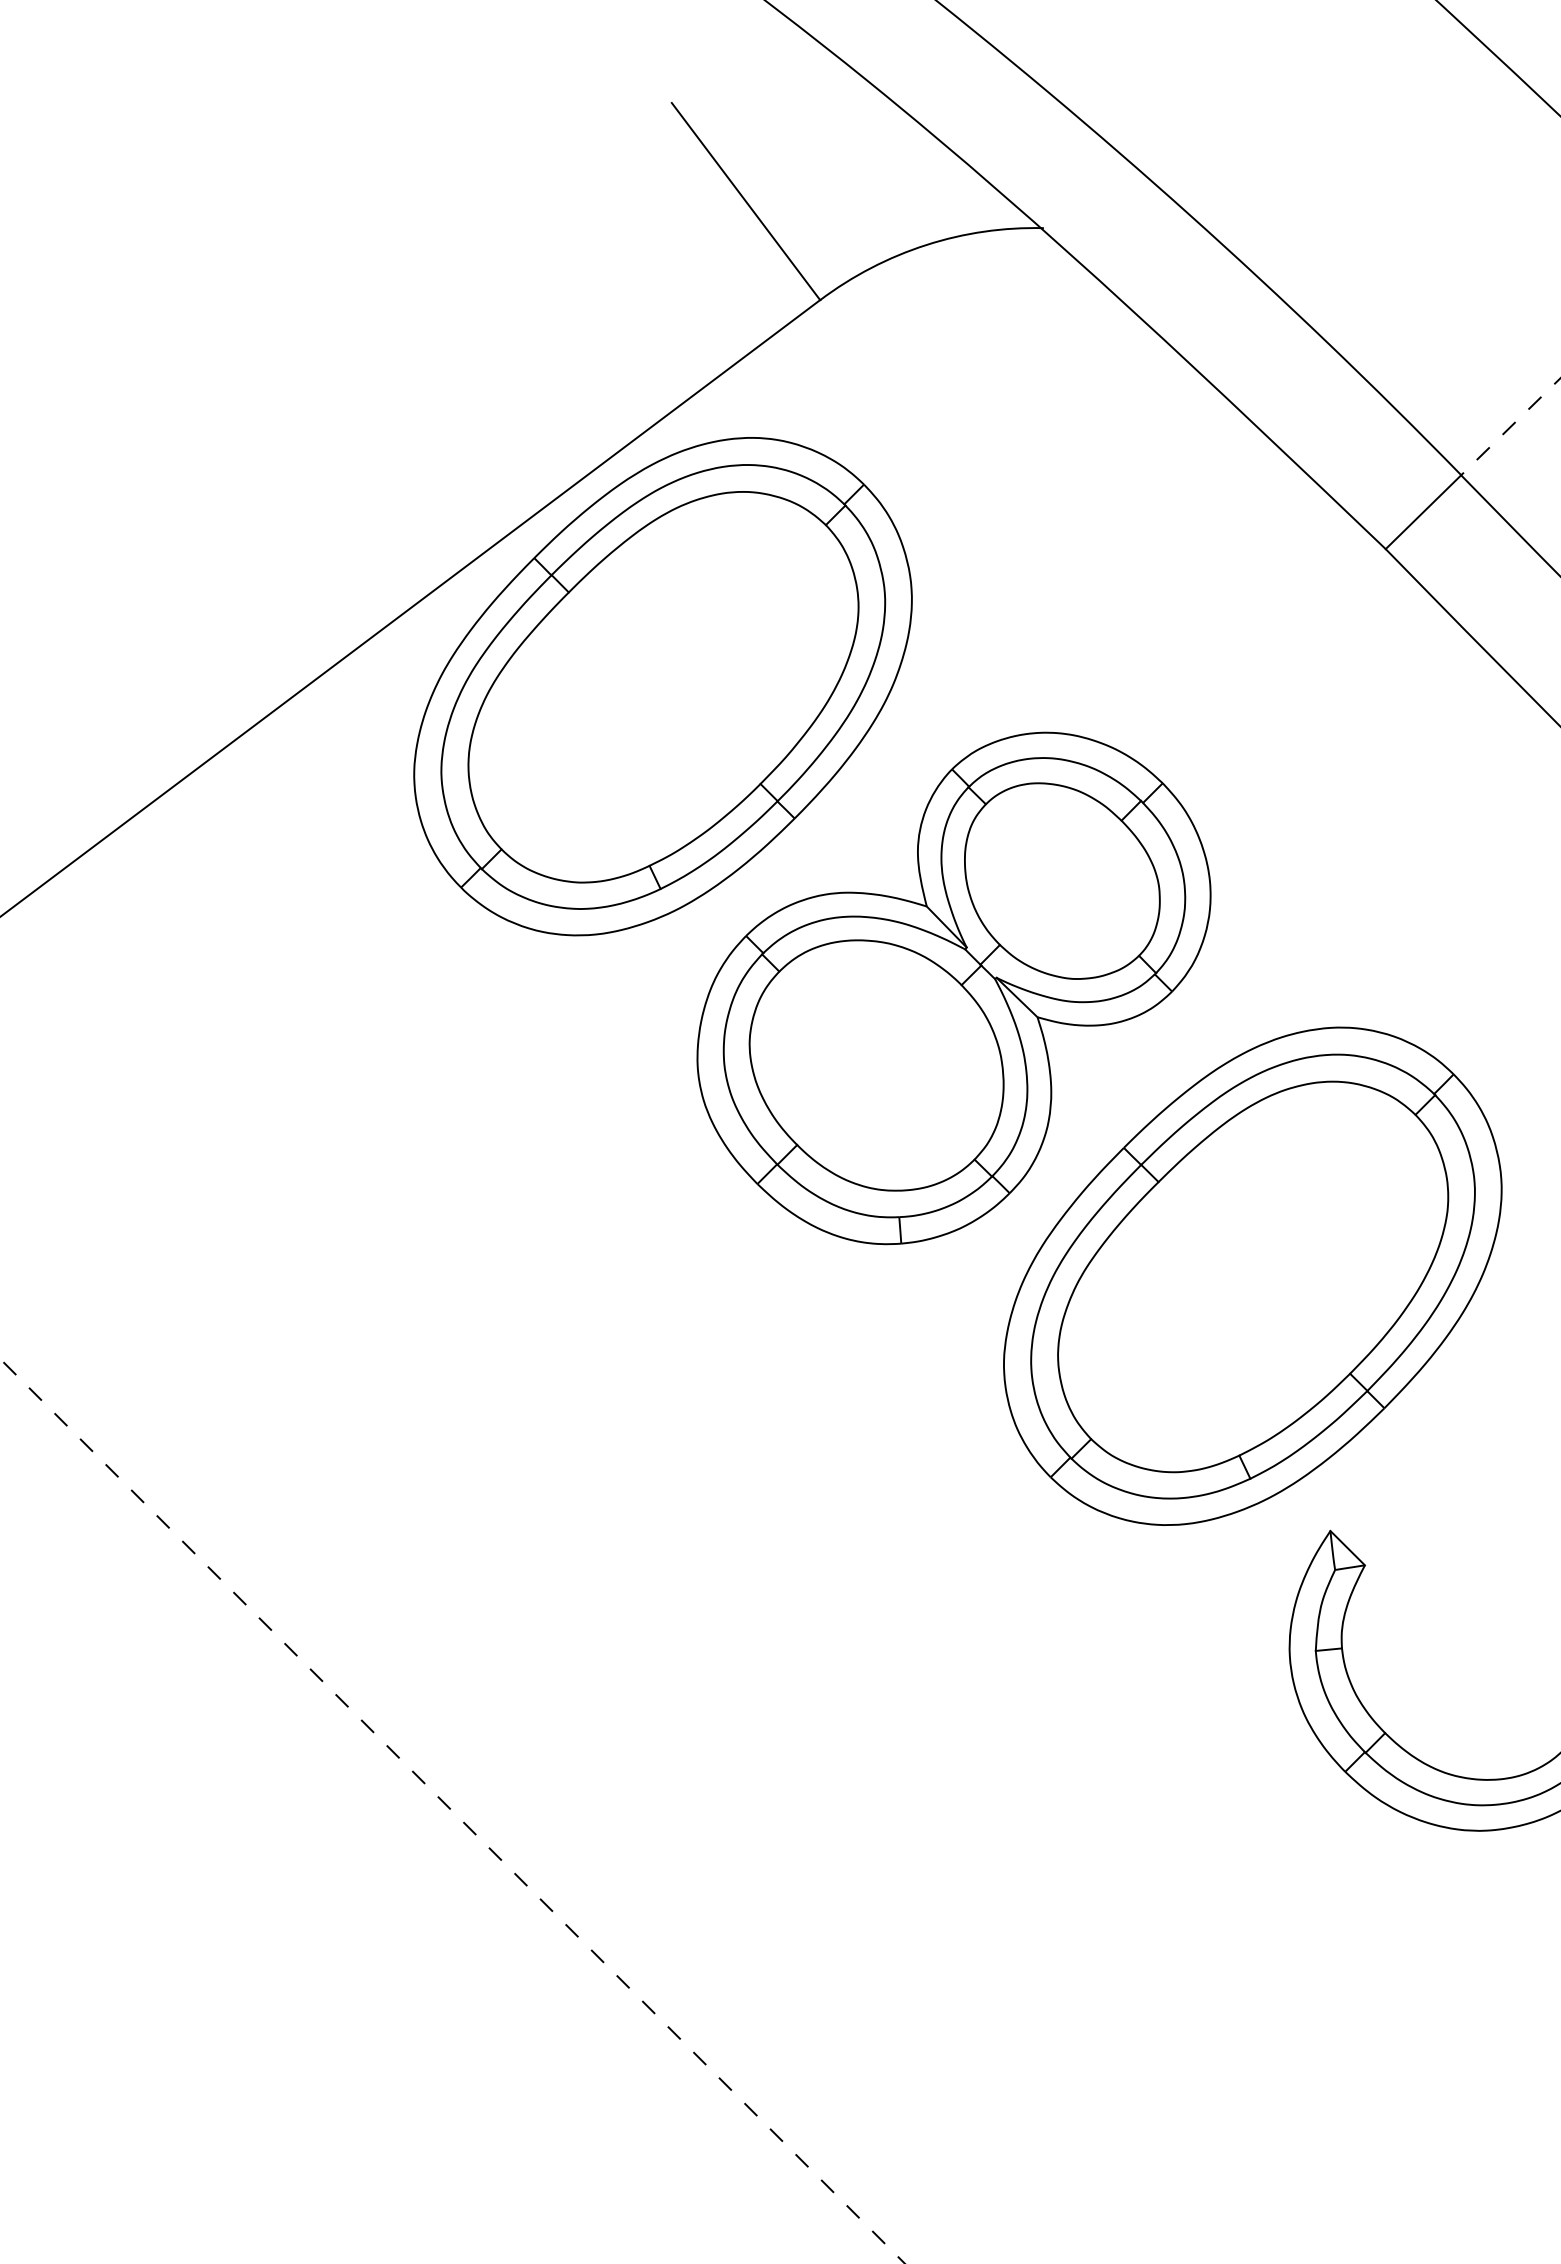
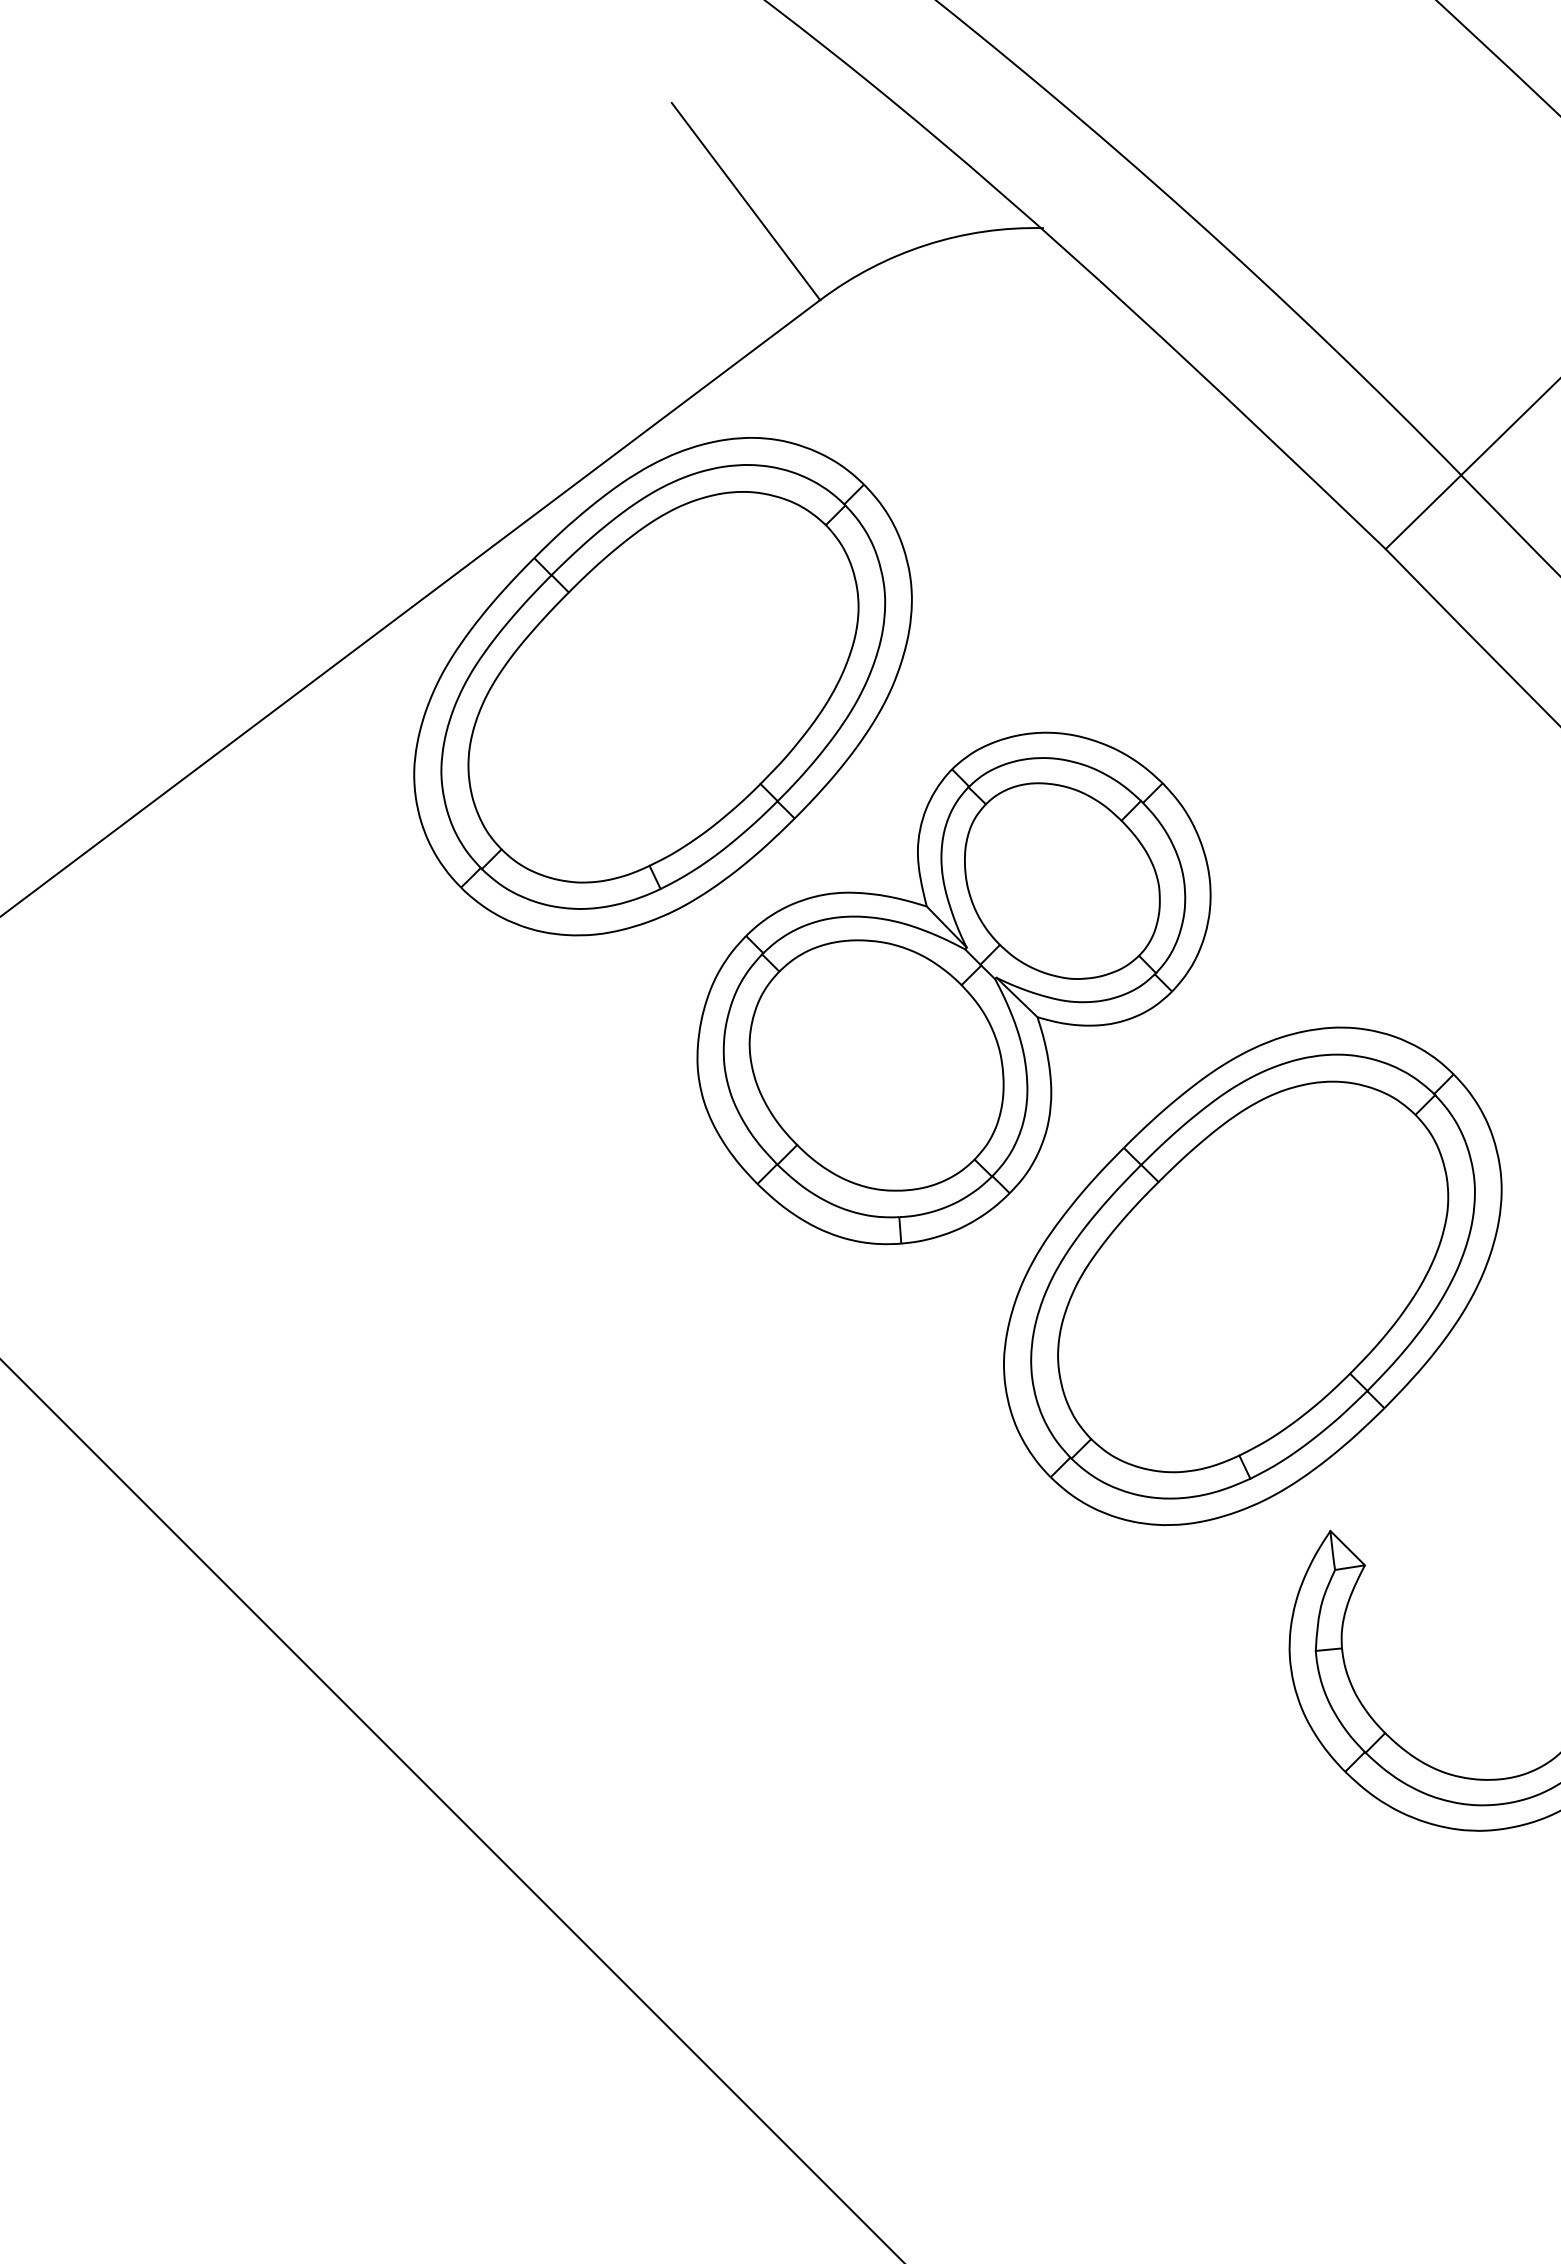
line: dashed -> solid (1510, 427)
line: dashed -> solid (452, 1811)
